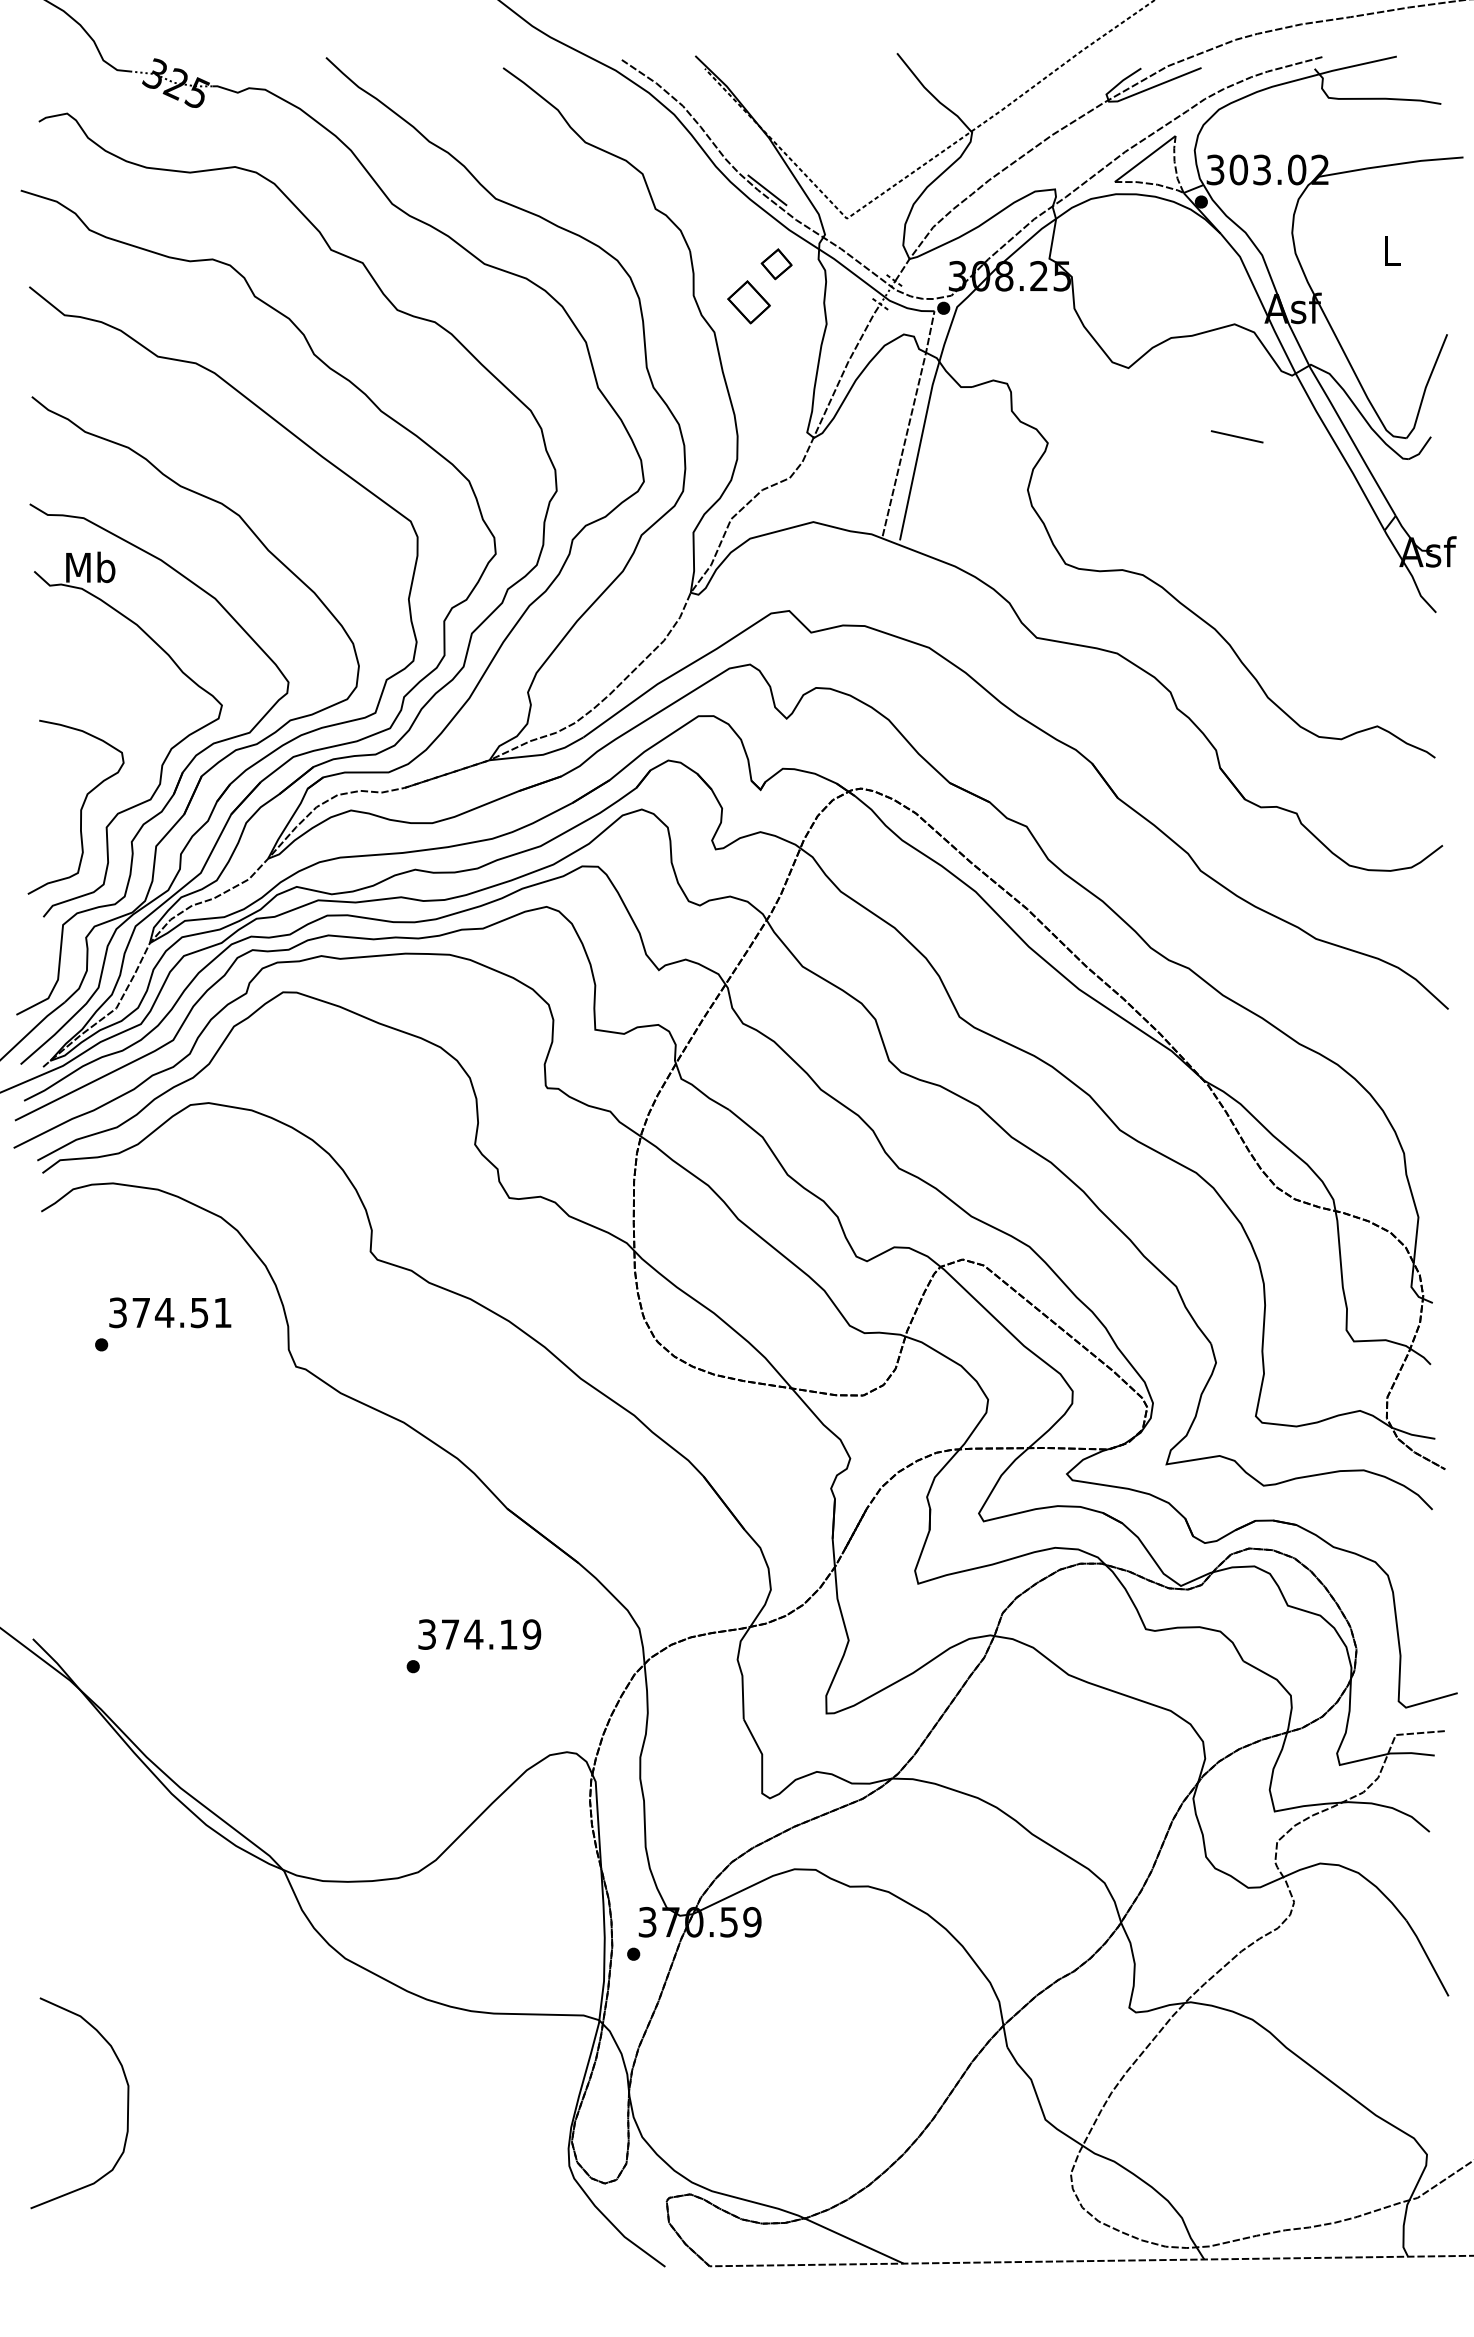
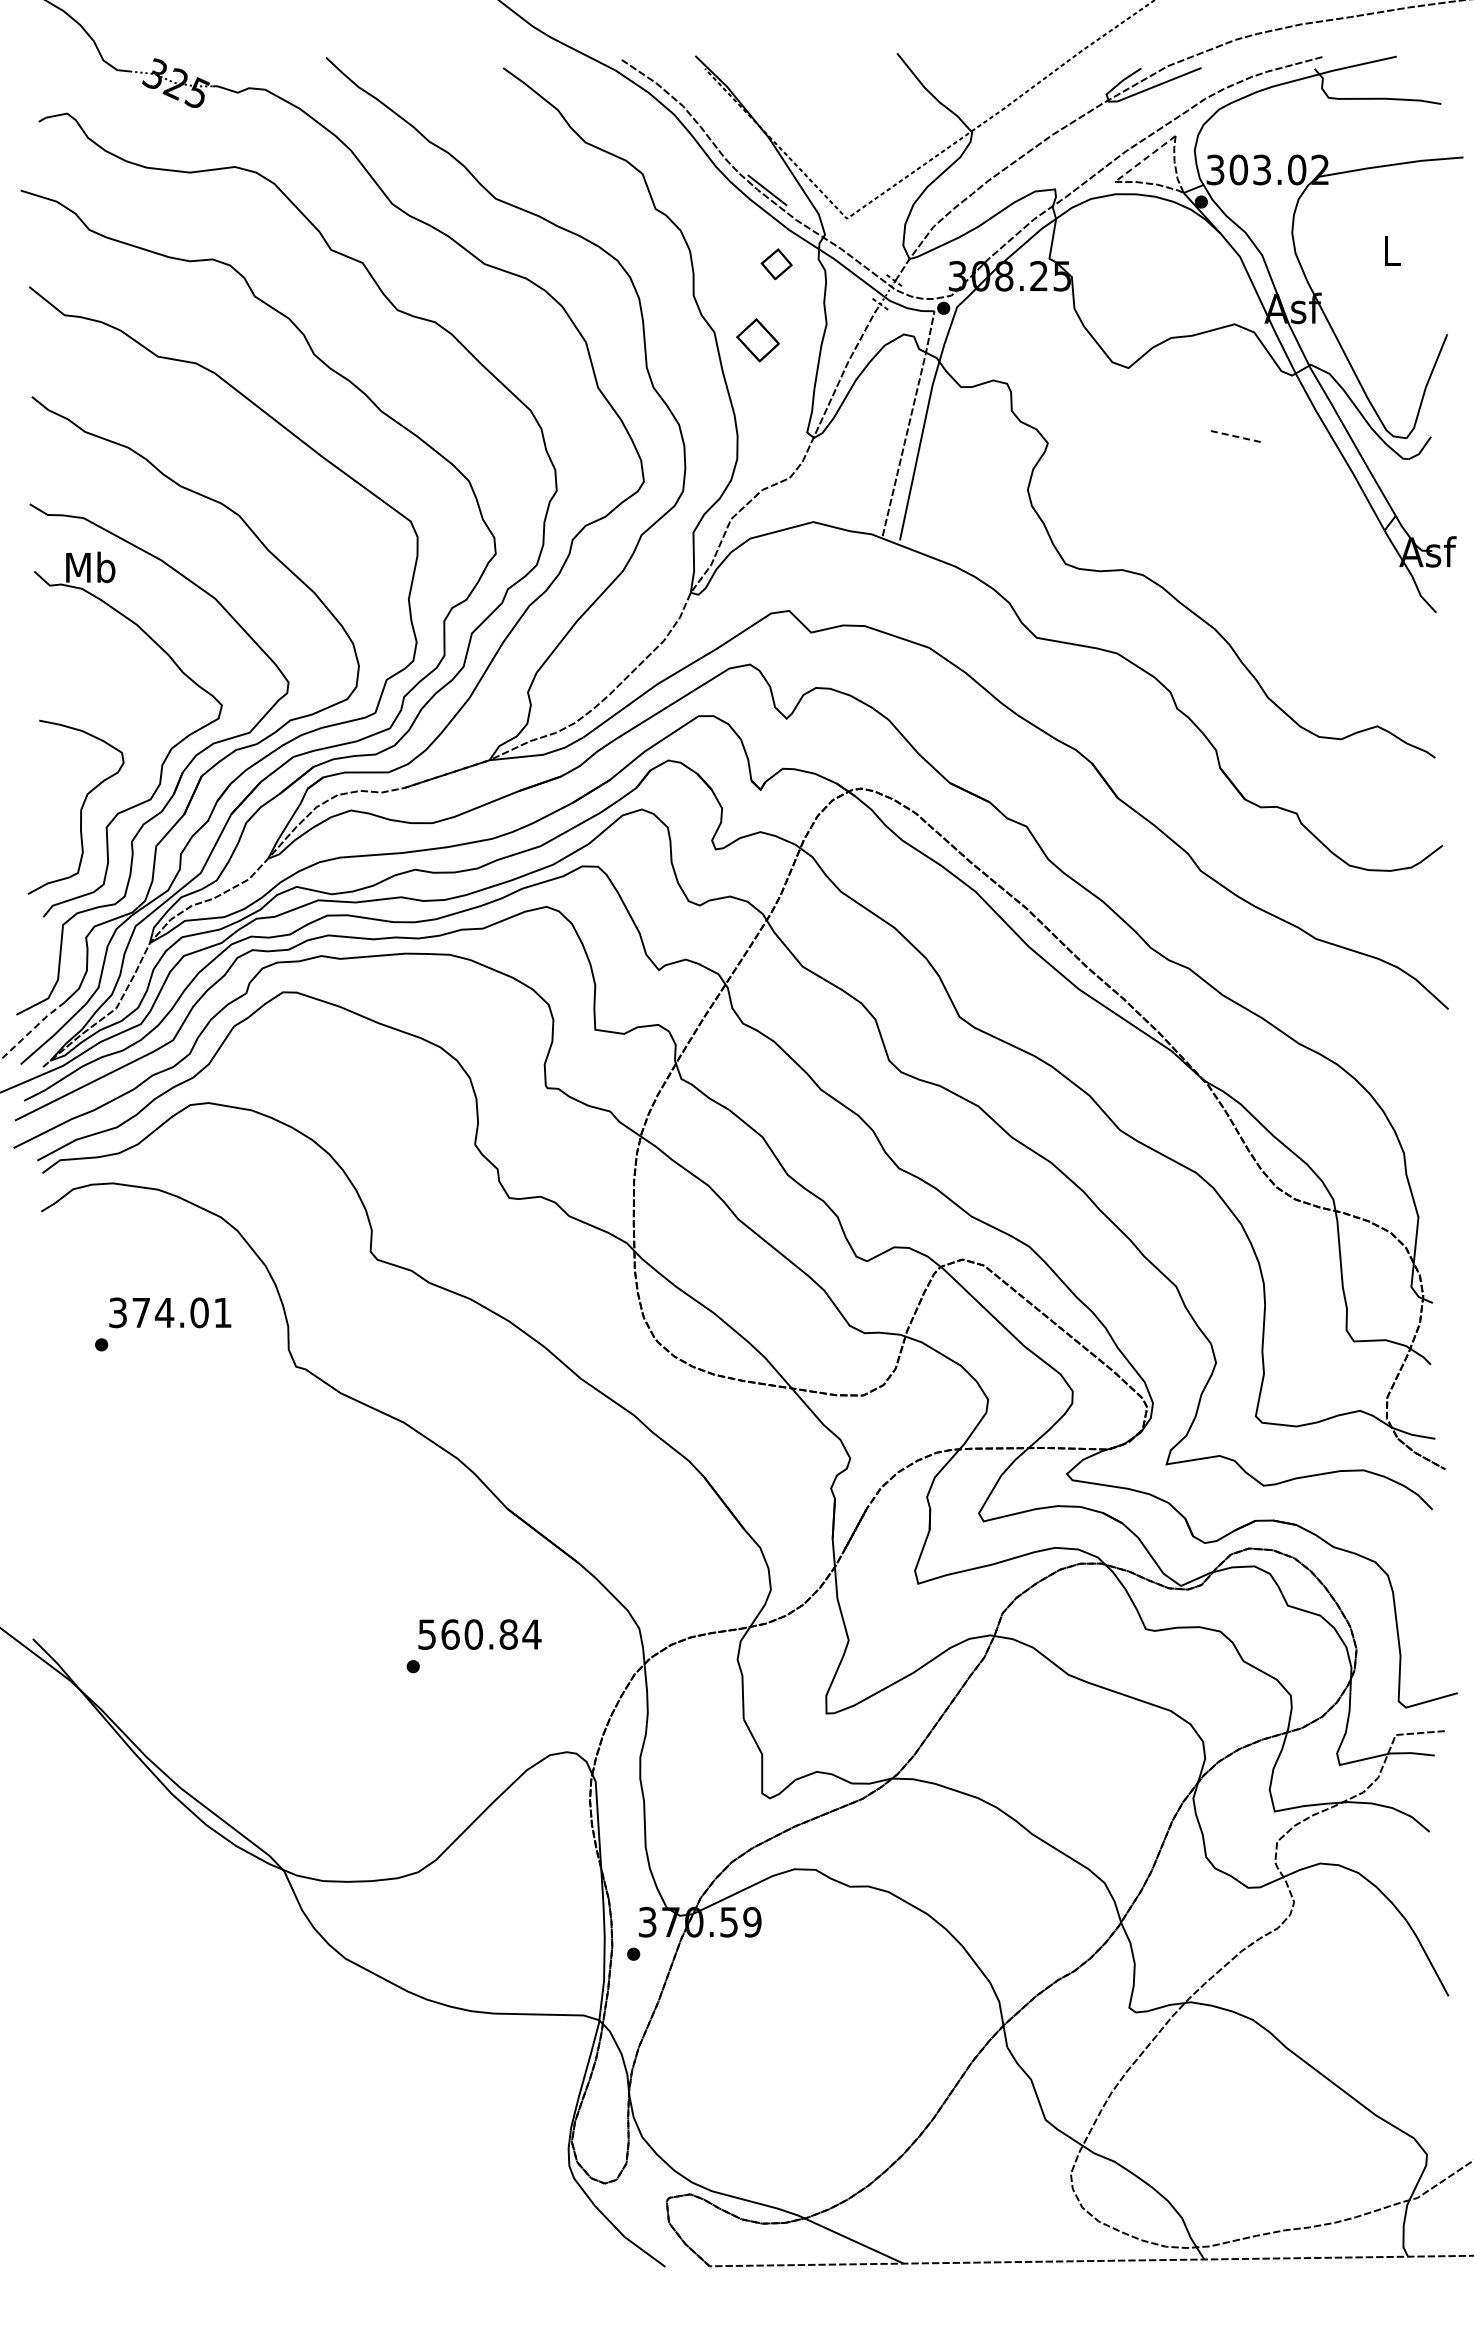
line: solid -> dashed (1144, 159)
part position: (748, 302) -> (757, 340) (757, 340)
line: solid -> dashed (1237, 436)
line: solid -> dashed (32, 1030)
text: 374.51 -> 374.01 (199, 1312)
text: 374.19 -> 560.84 (480, 1634)
curve: present -> none (127, 2103)
